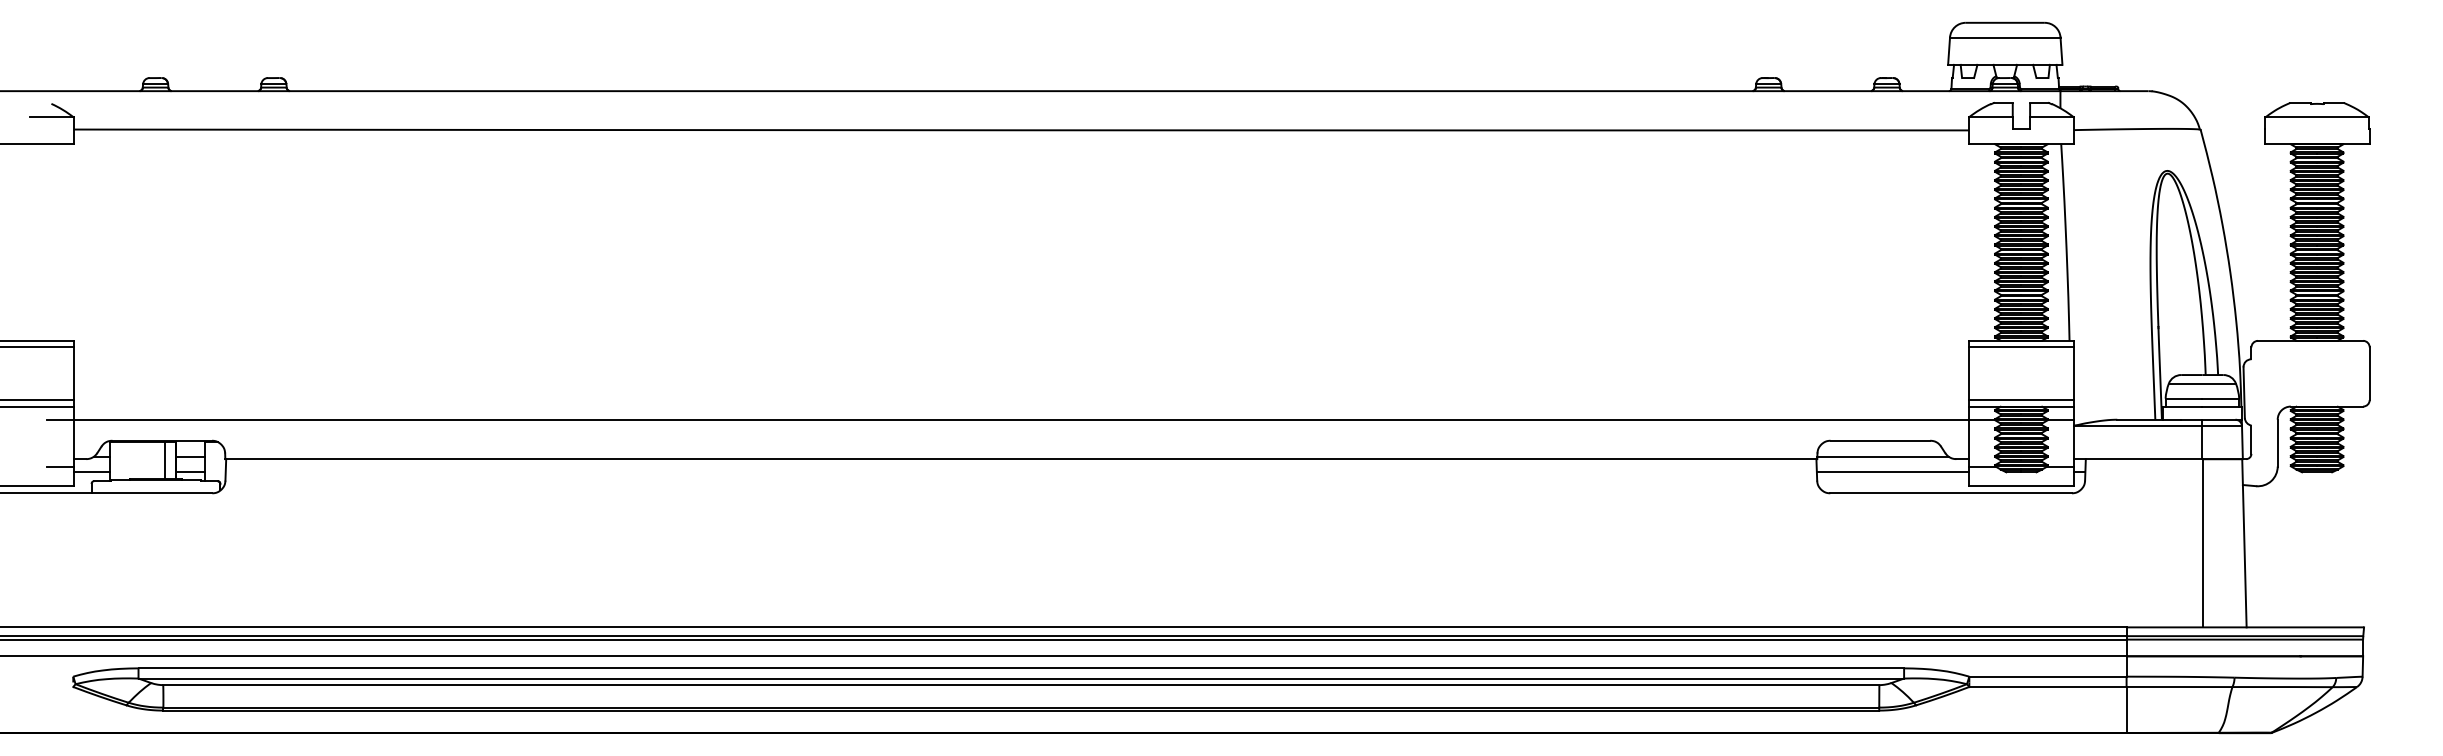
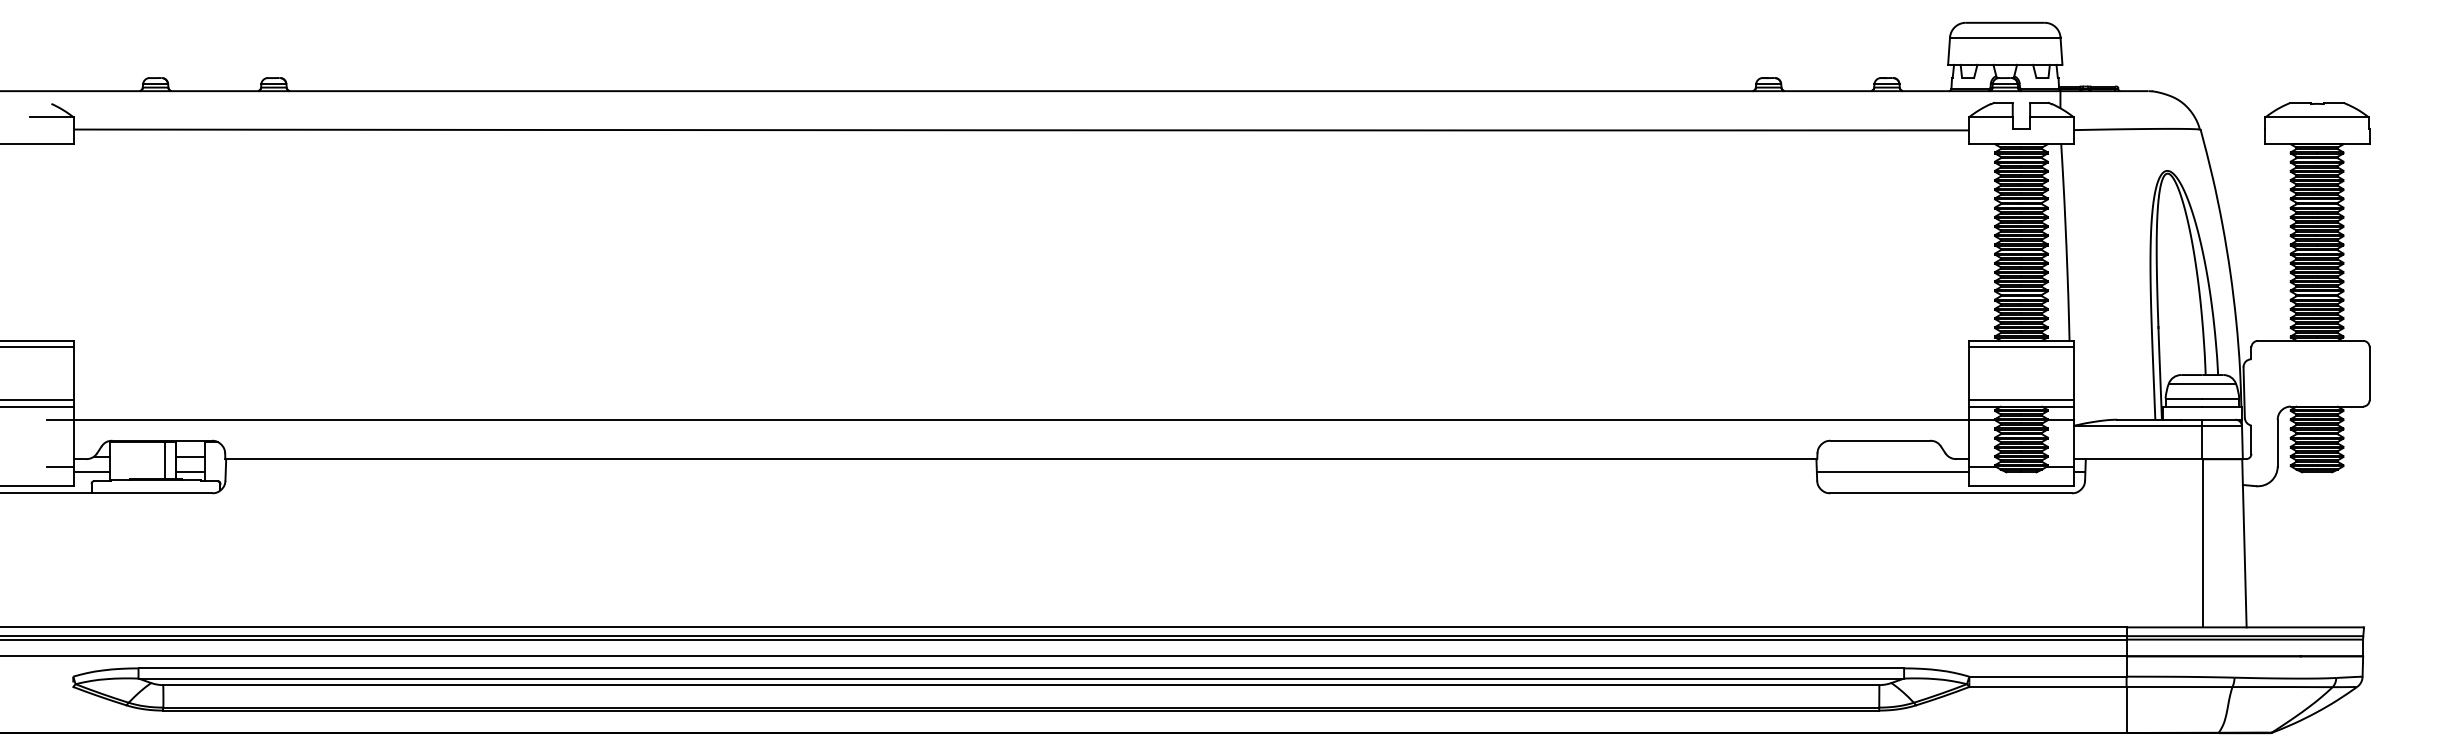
line: present -> none (1882, 456)
